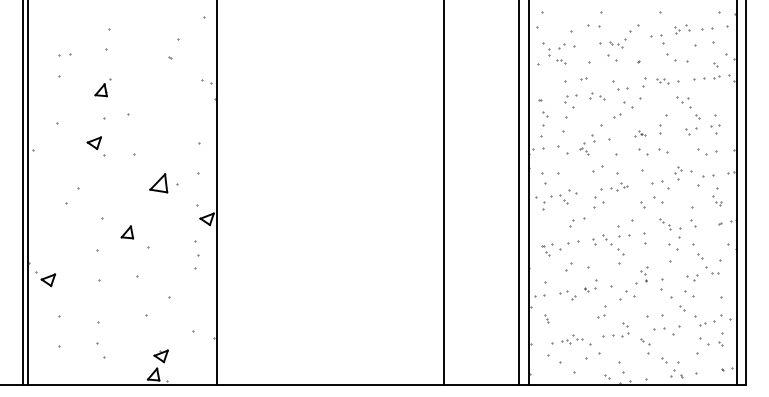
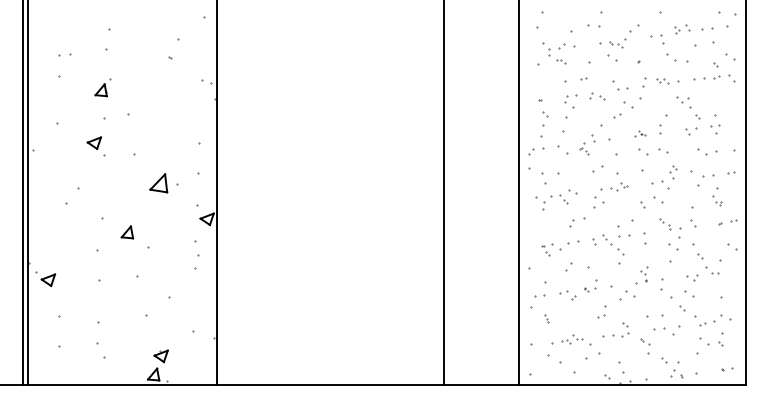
part position: (678, 173) -> (673, 172) (673, 172)
line: present -> none (528, 193)
line: present -> none (736, 193)
